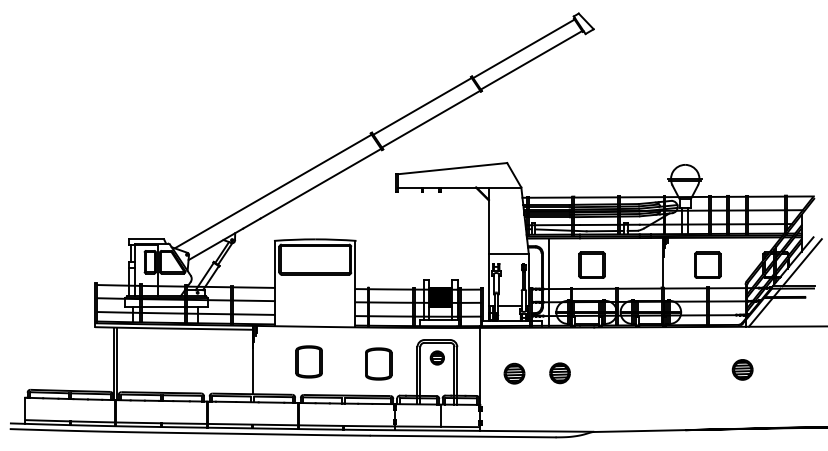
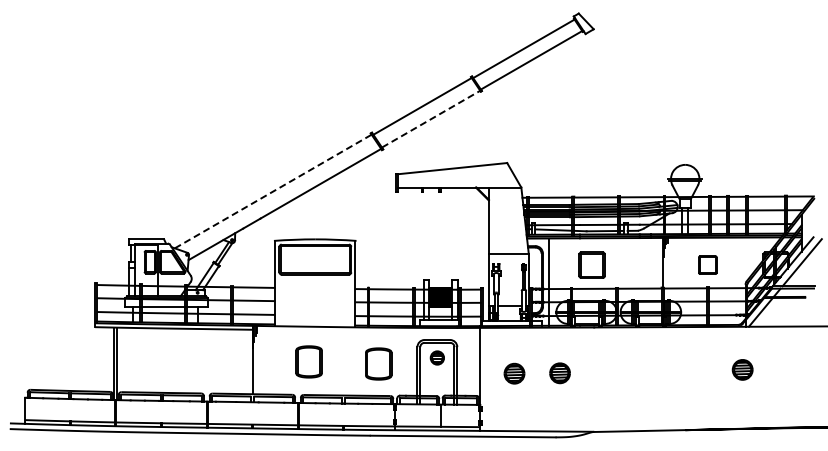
line: solid -> dashed (431, 119)
line: solid -> dashed (273, 191)
part size: 28x28 px -> 20x20 px (707, 264)
